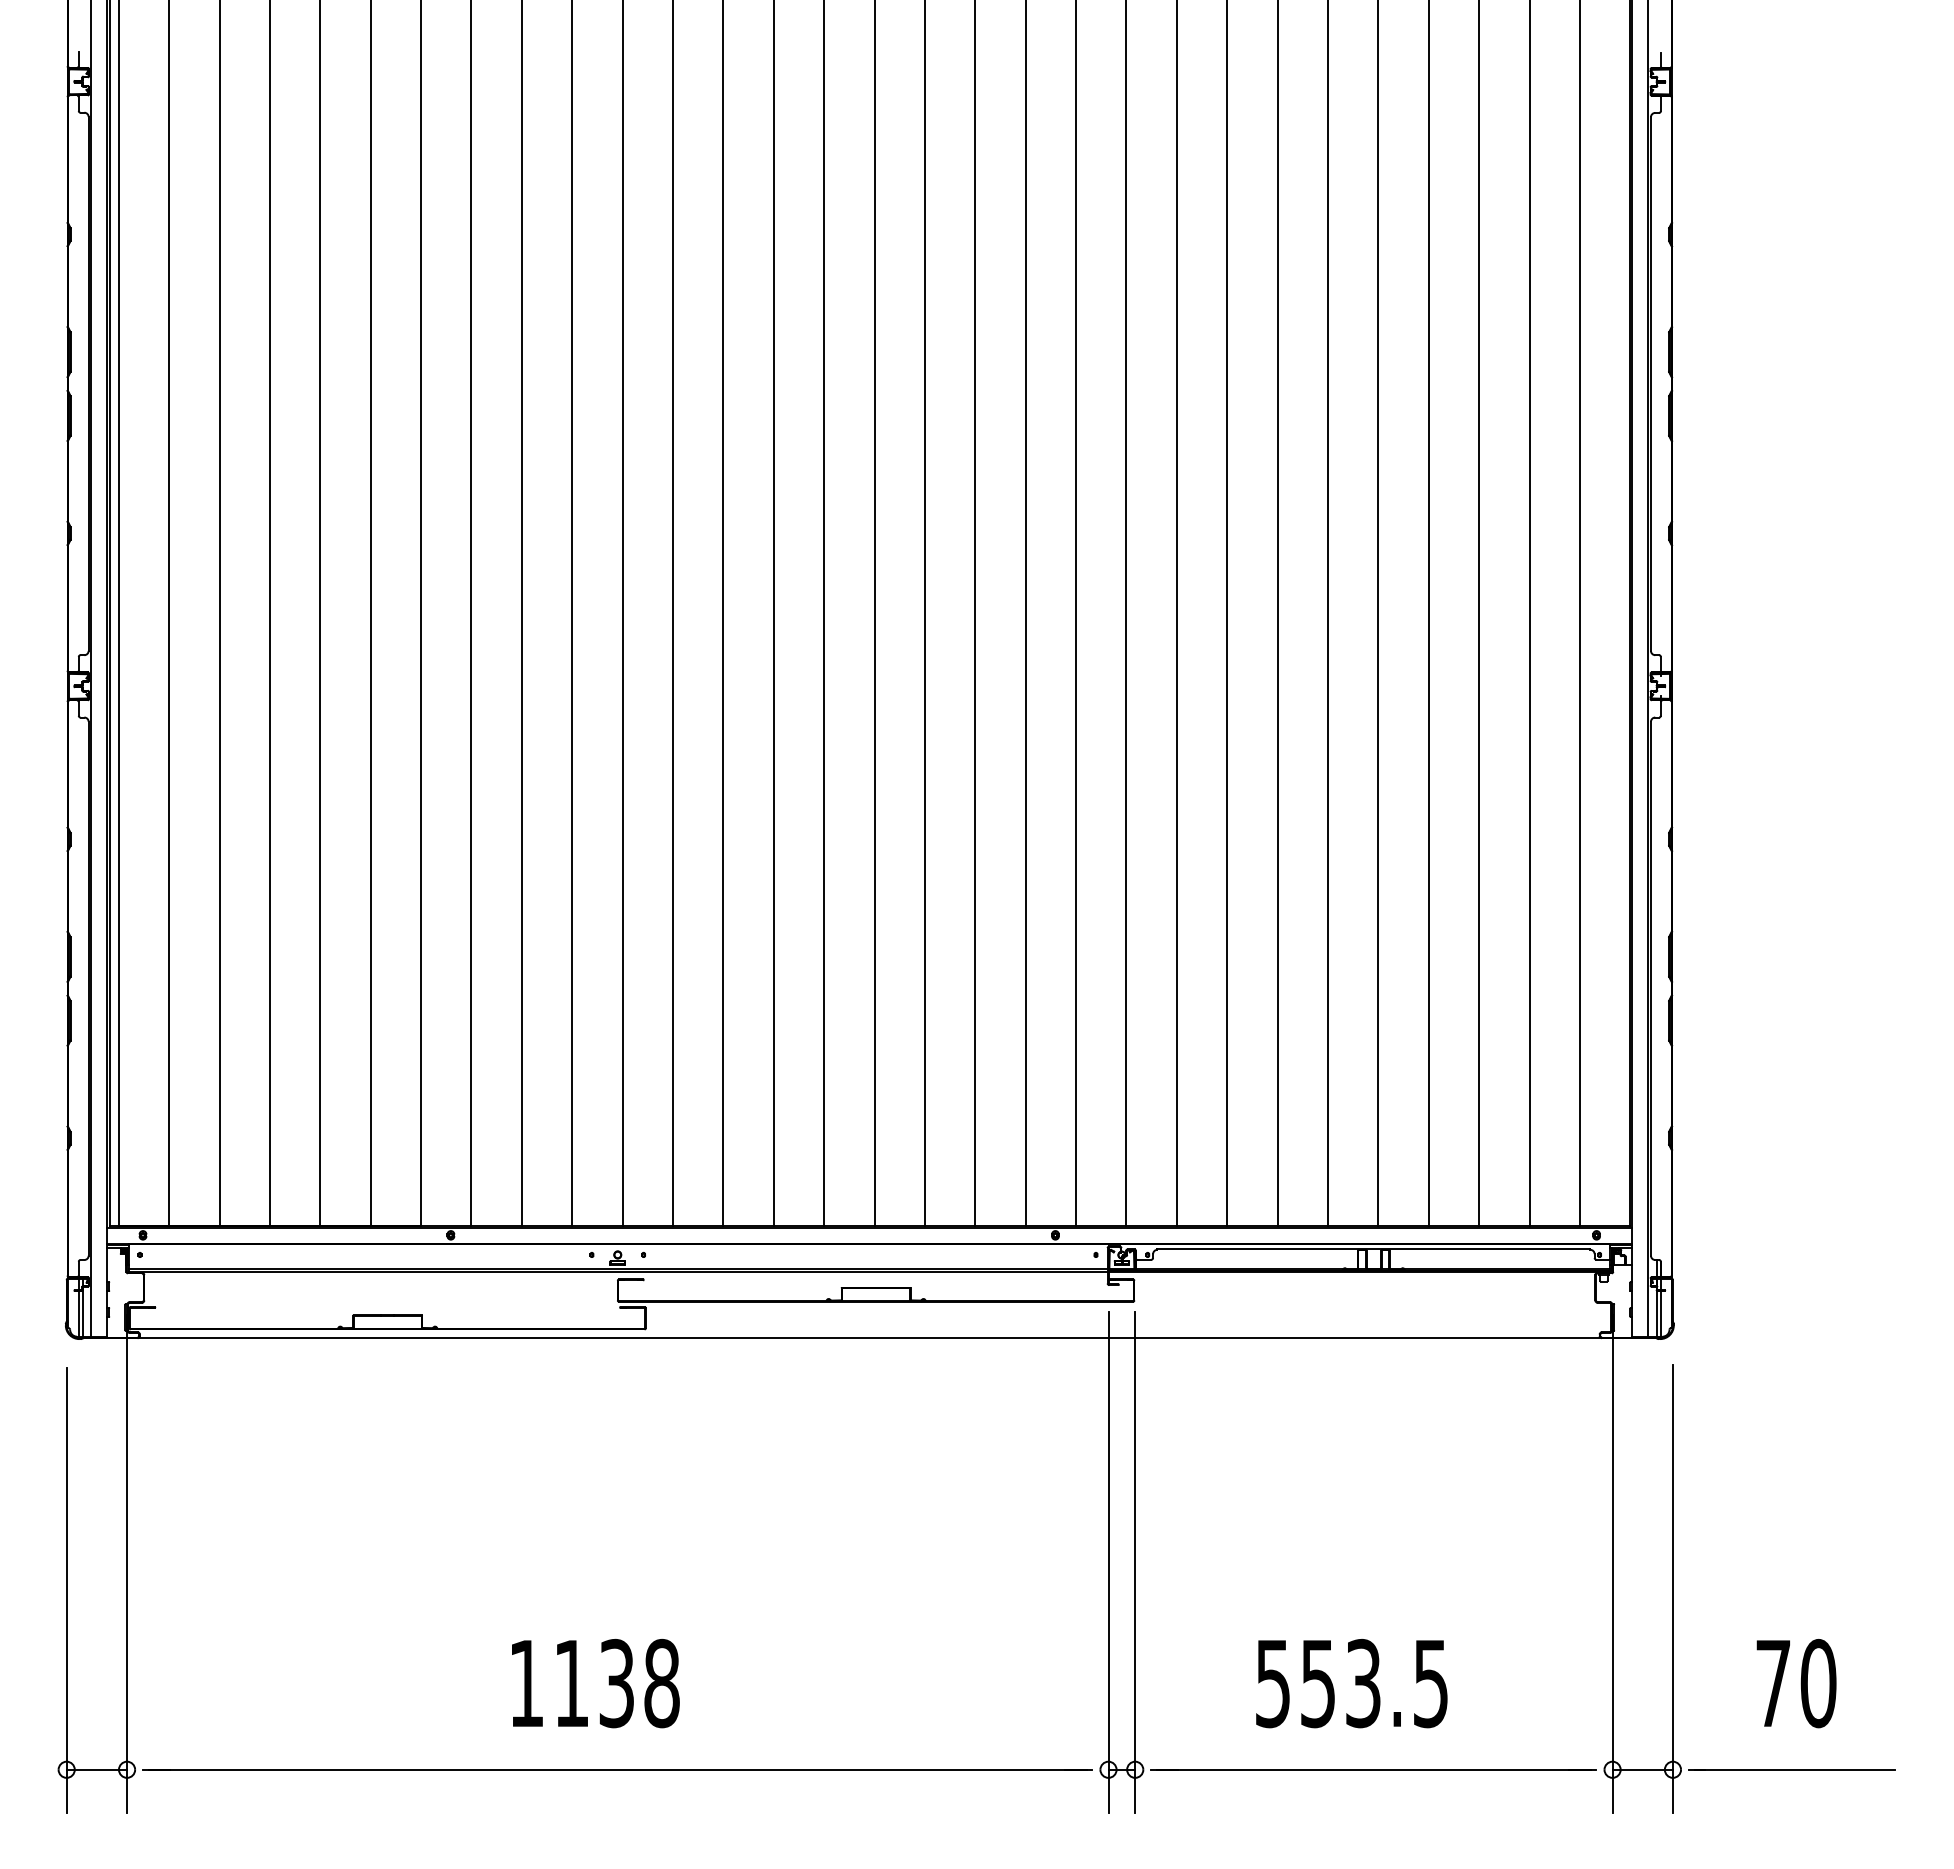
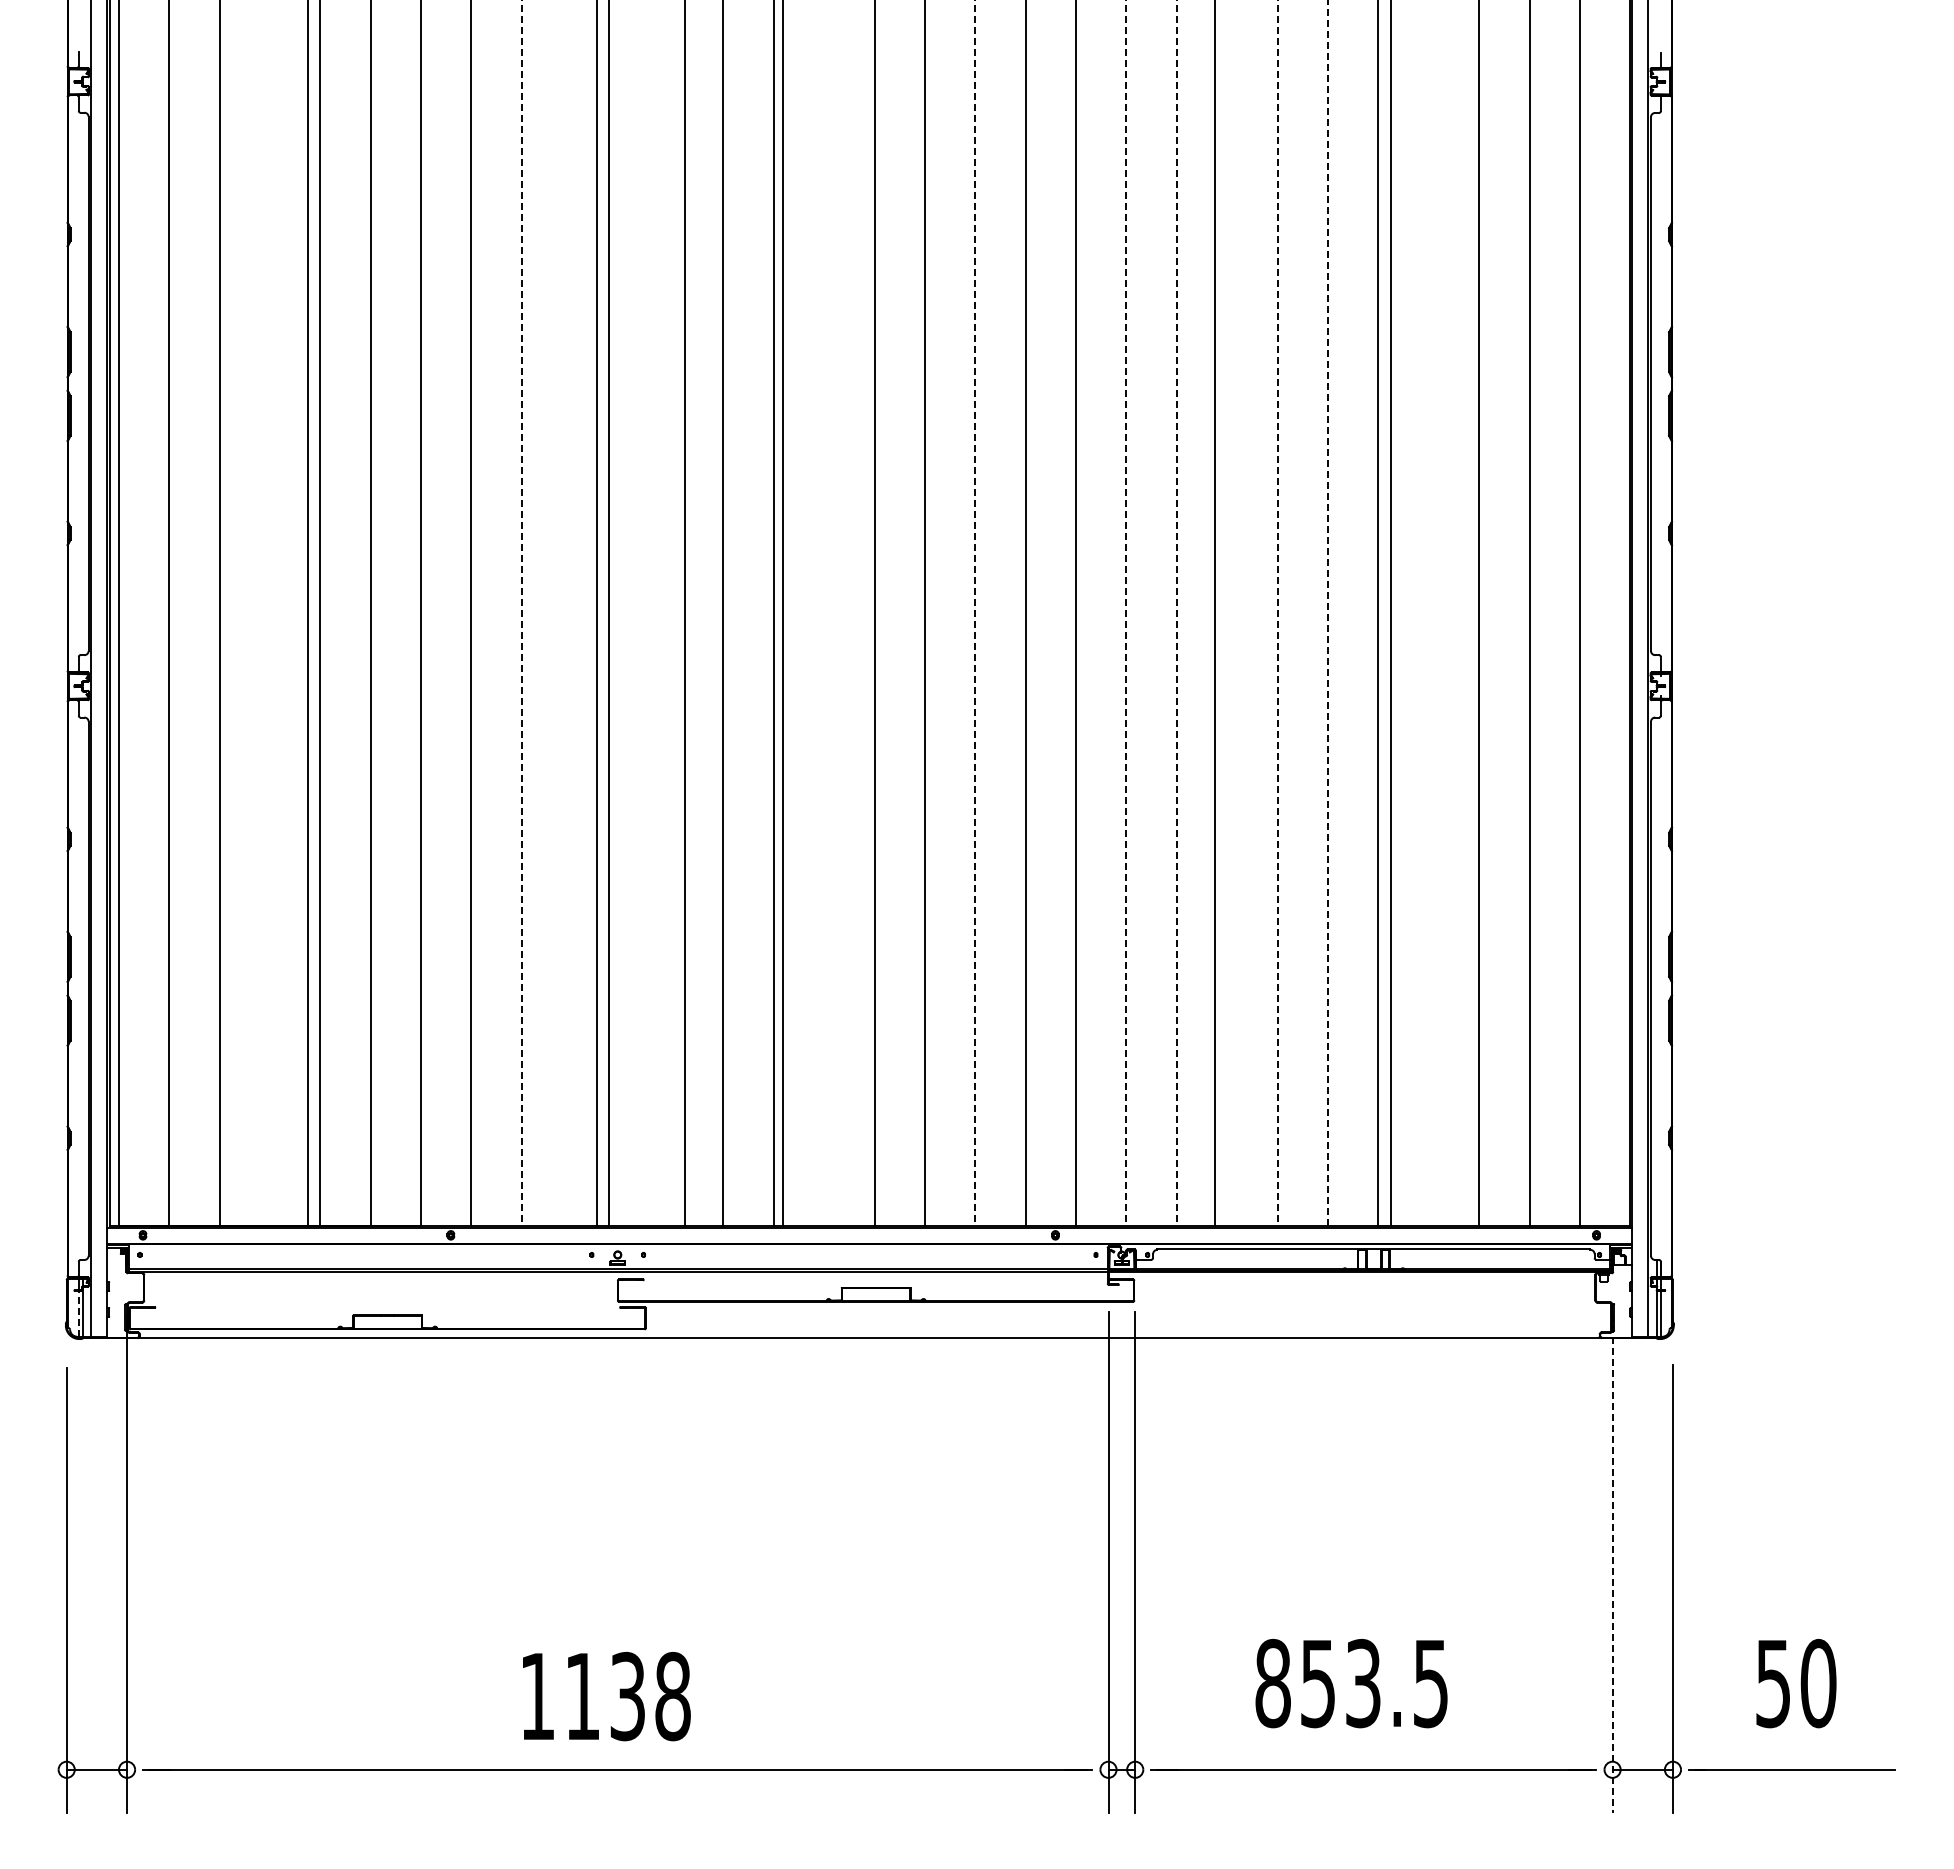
line: solid -> dashed (521, 613)
line: solid -> dashed (975, 613)
line: solid -> dashed (1126, 613)
line: solid -> dashed (1176, 613)
line: solid -> dashed (1277, 613)
line: solid -> dashed (1327, 613)
line position: (269, 614) -> (307, 614) (307, 614)
line position: (572, 614) -> (597, 614) (597, 614)
line position: (622, 614) -> (608, 614) (608, 614)
line position: (673, 614) -> (685, 614) (685, 614)
line position: (824, 614) -> (783, 614) (783, 614)
line position: (1227, 614) -> (1215, 614) (1215, 614)
line position: (1428, 614) -> (1390, 614) (1390, 614)
line: solid -> dashed (78, 1313)
line: solid -> dashed (1612, 1563)
text position: (595, 1683) -> (606, 1696) (606, 1696)
text: 553.5 -> 853.5 (1272, 1683)
text: 70 -> 50 (1773, 1684)
